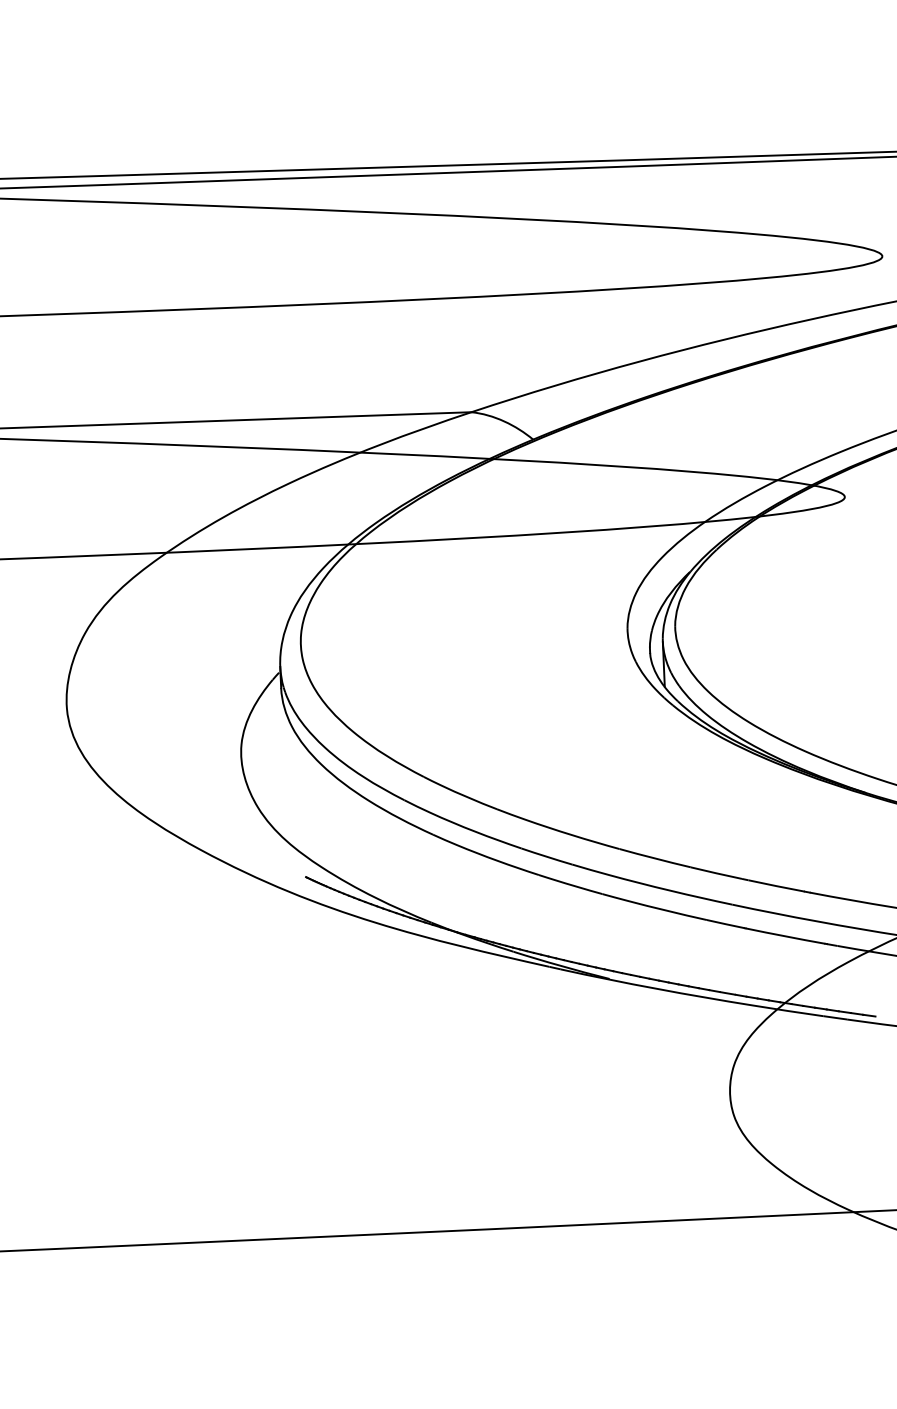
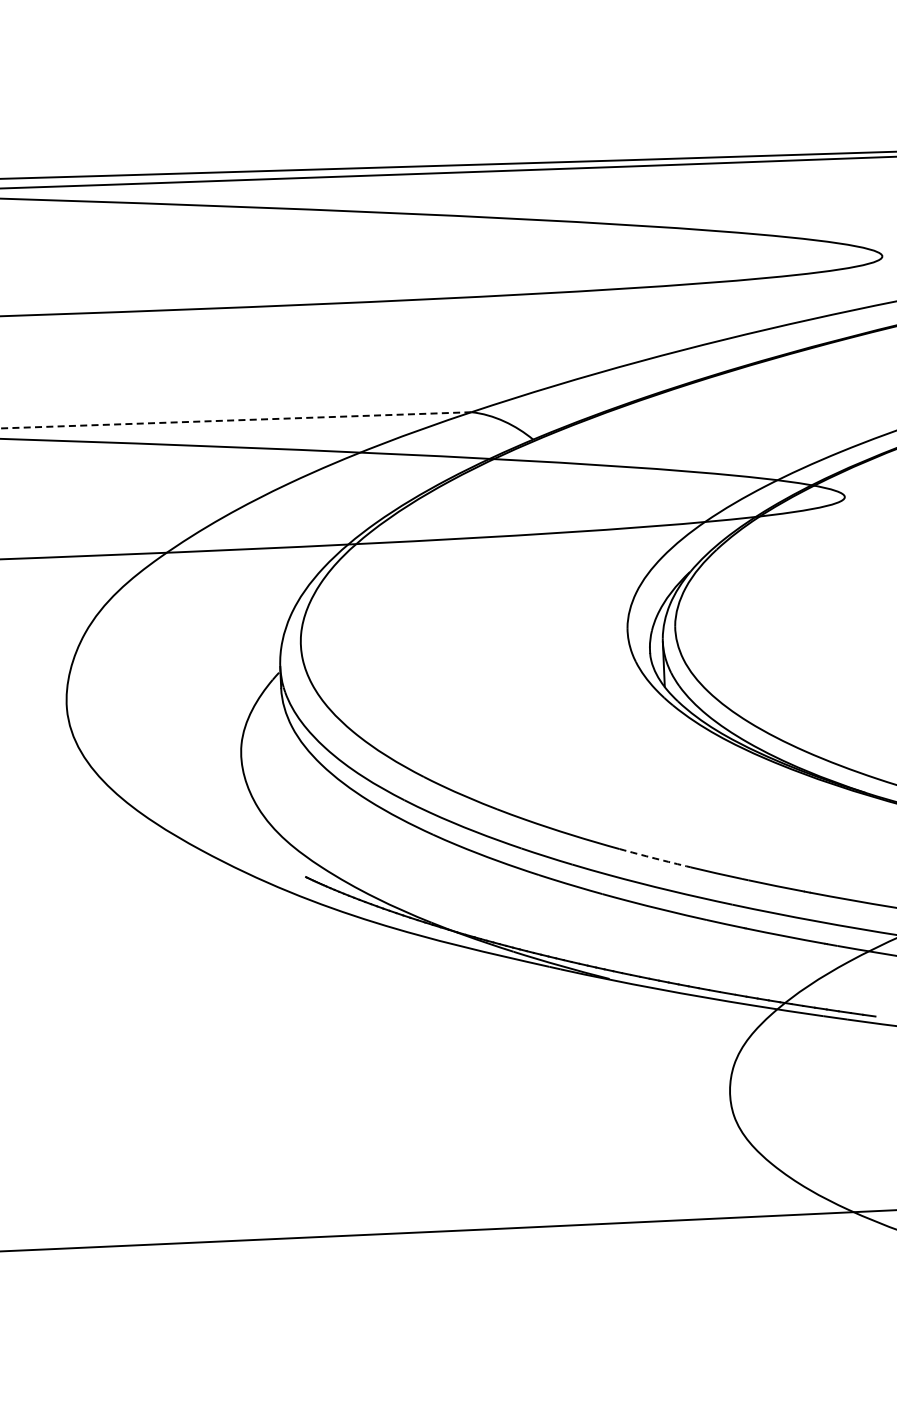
line: solid -> dashed (235, 420)
arc: solid -> dashed (655, 858)
